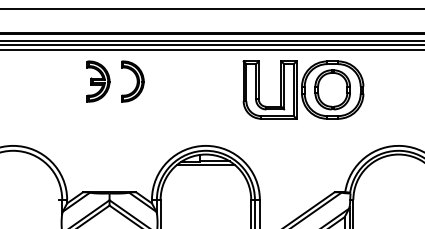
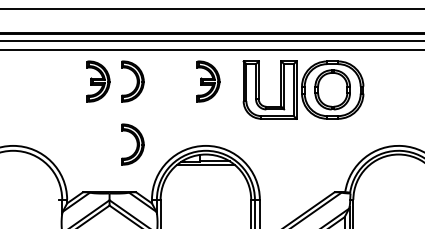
line: present -> none (211, 44)
part: none -> present (208, 81)
part: none -> present (132, 144)
